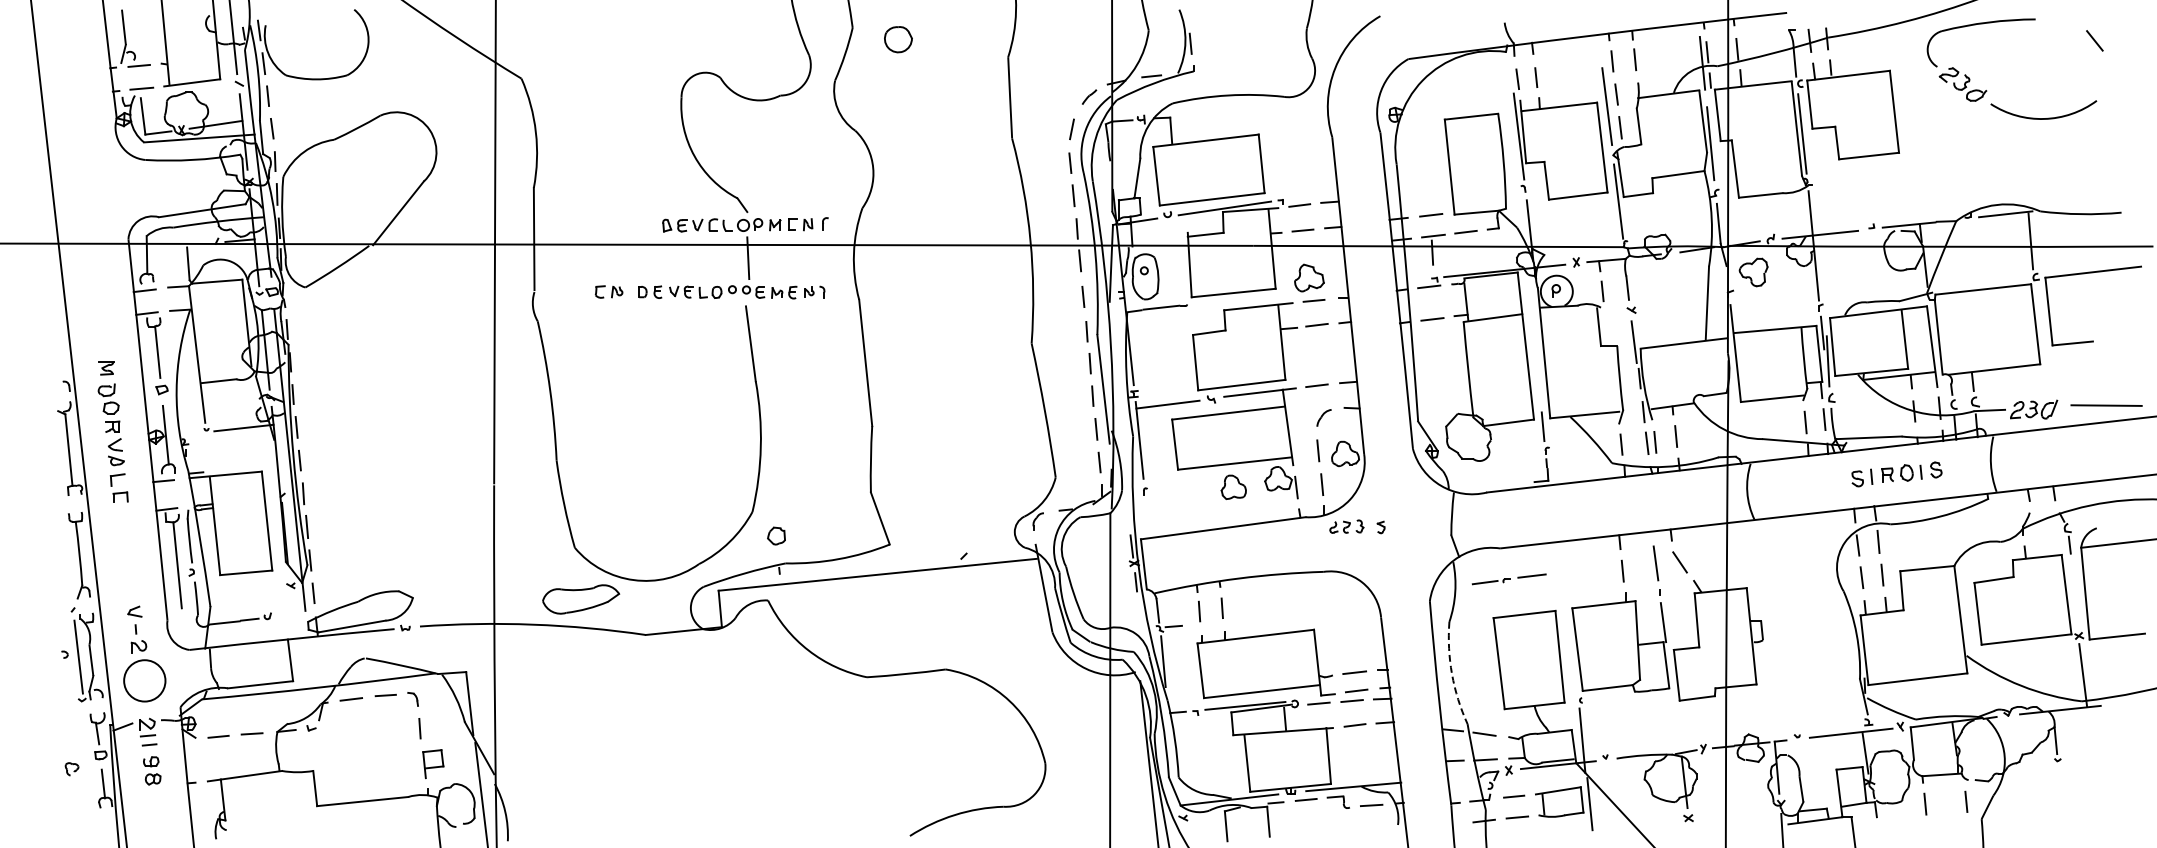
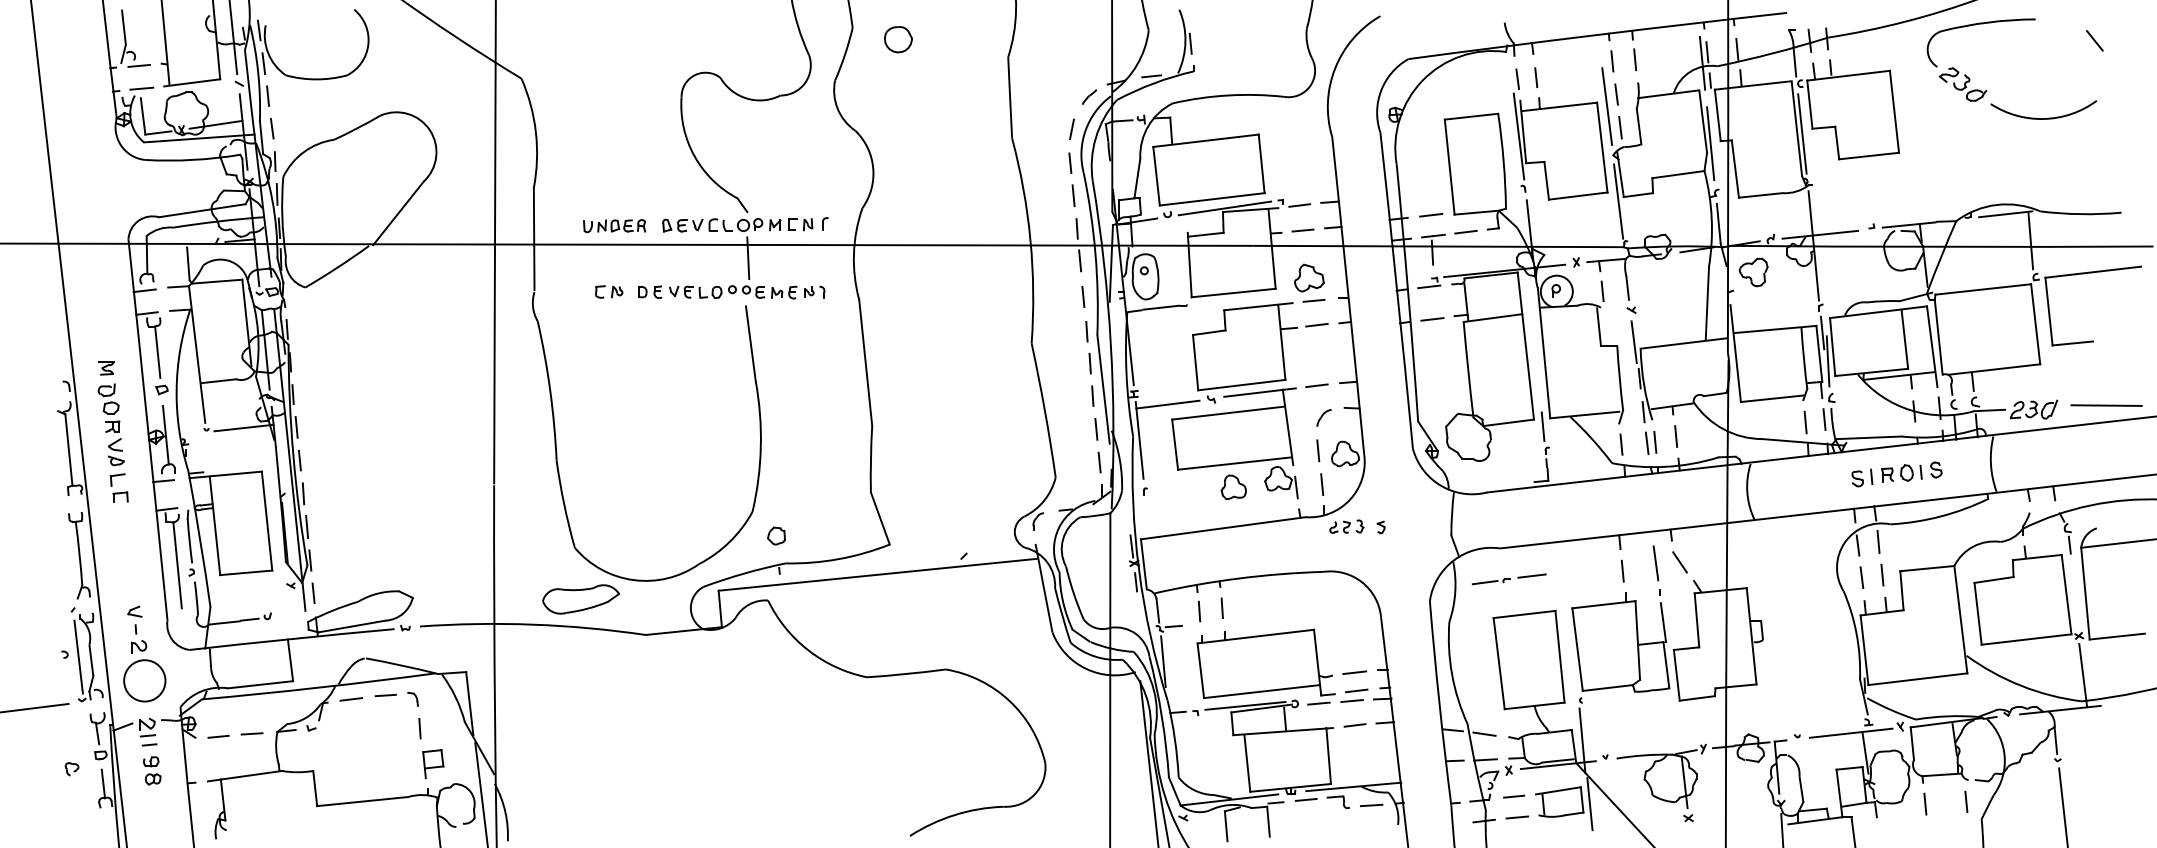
part: none -> present (614, 226)
arc: dashed -> solid (1452, 674)
line: none -> present (35, 707)
line: none -> present (2063, 806)
